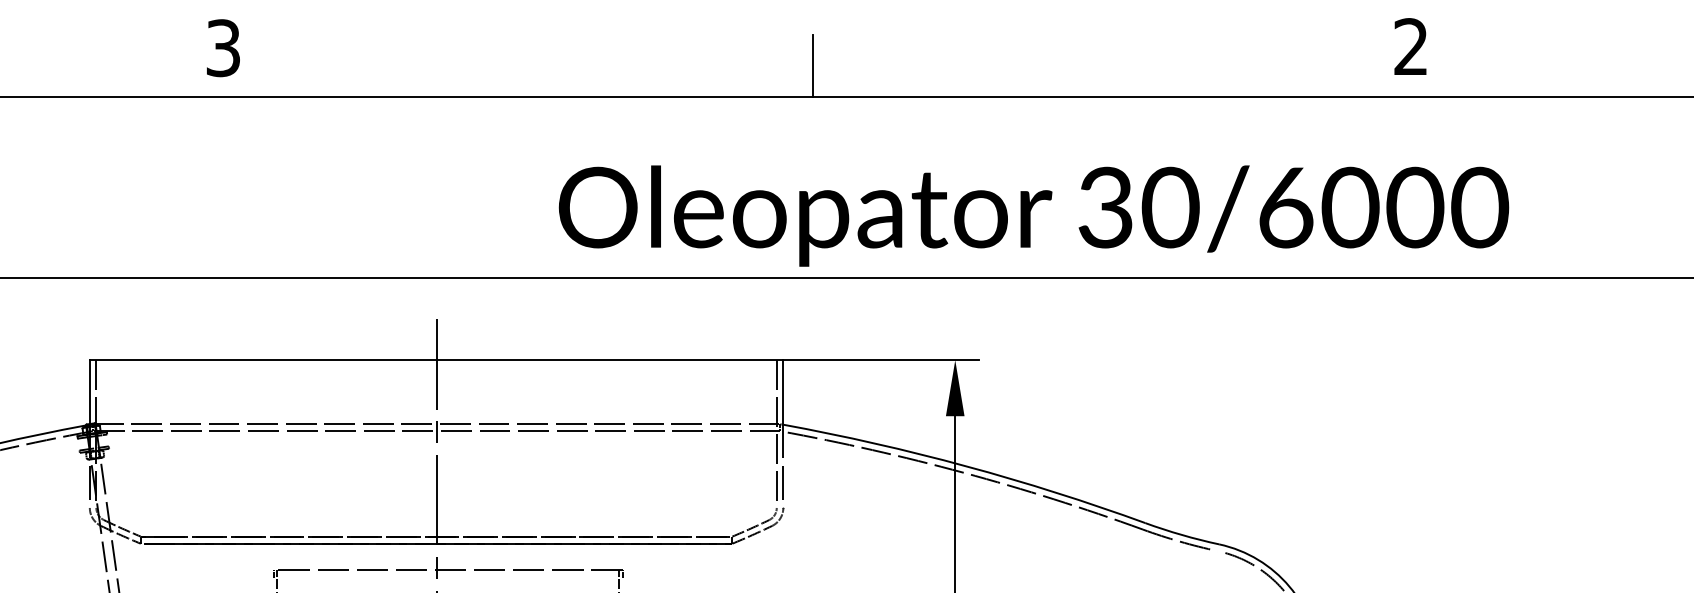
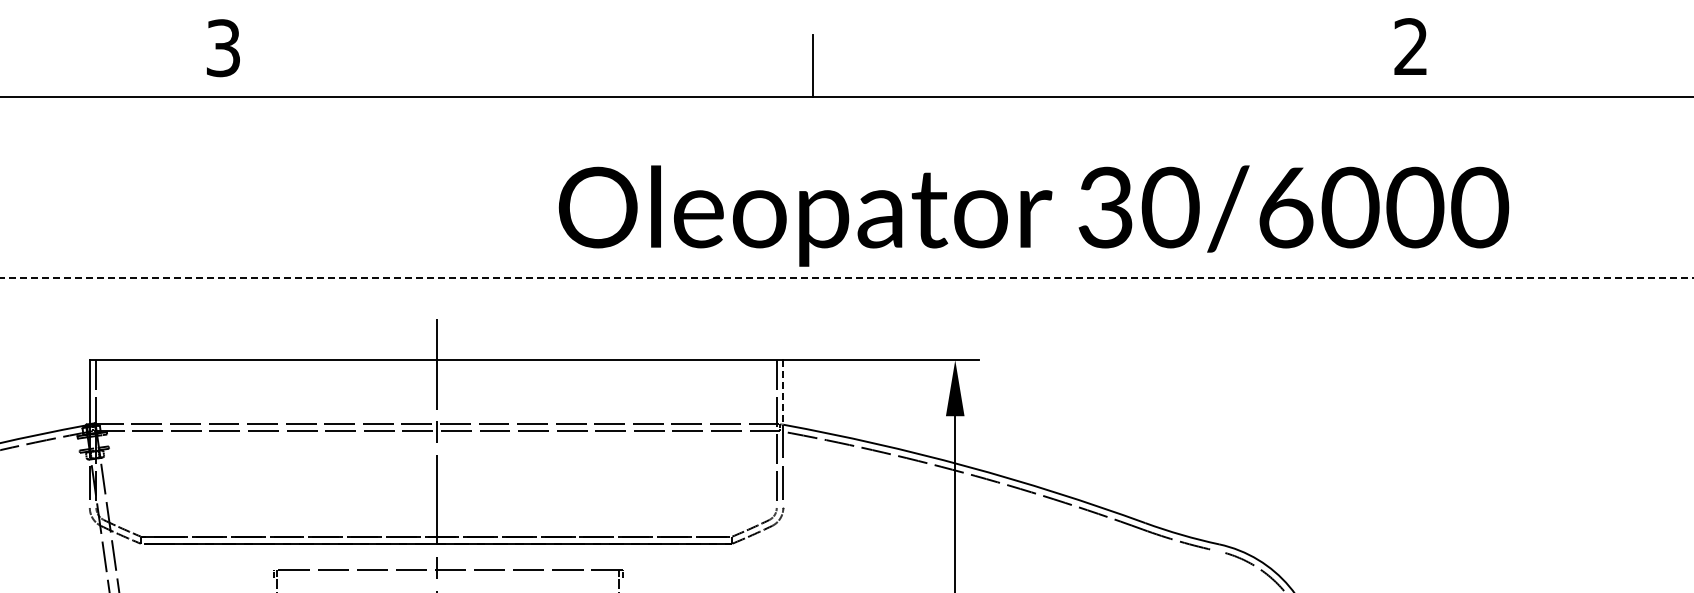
line: solid -> dashed (847, 277)
line: solid -> dashed (783, 392)
